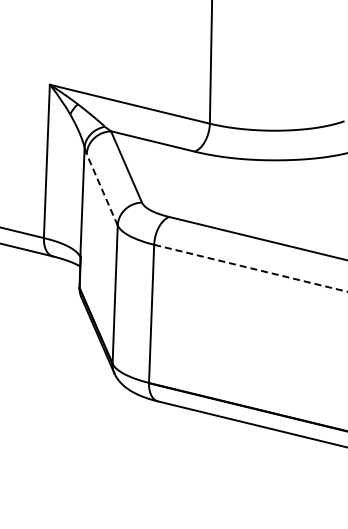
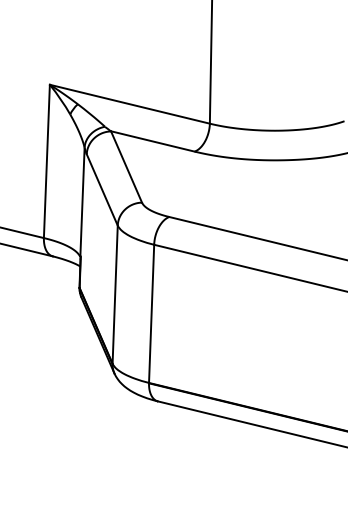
line: dashed -> solid (102, 189)
line: dashed -> solid (251, 268)
